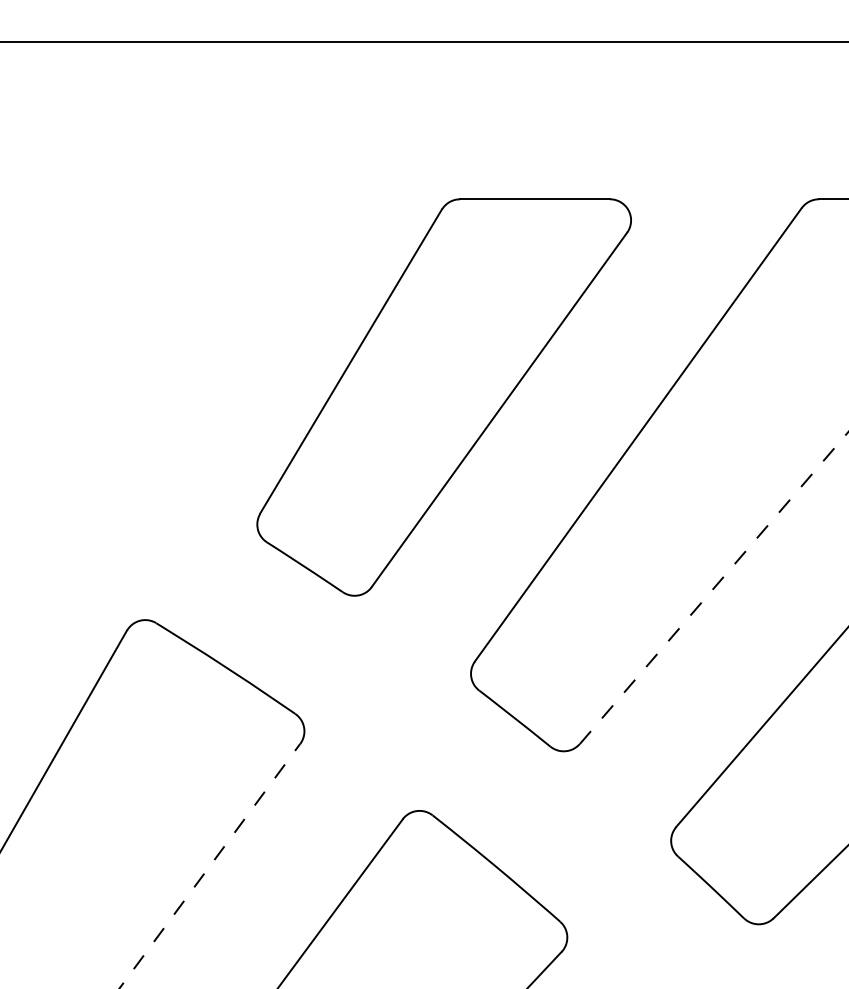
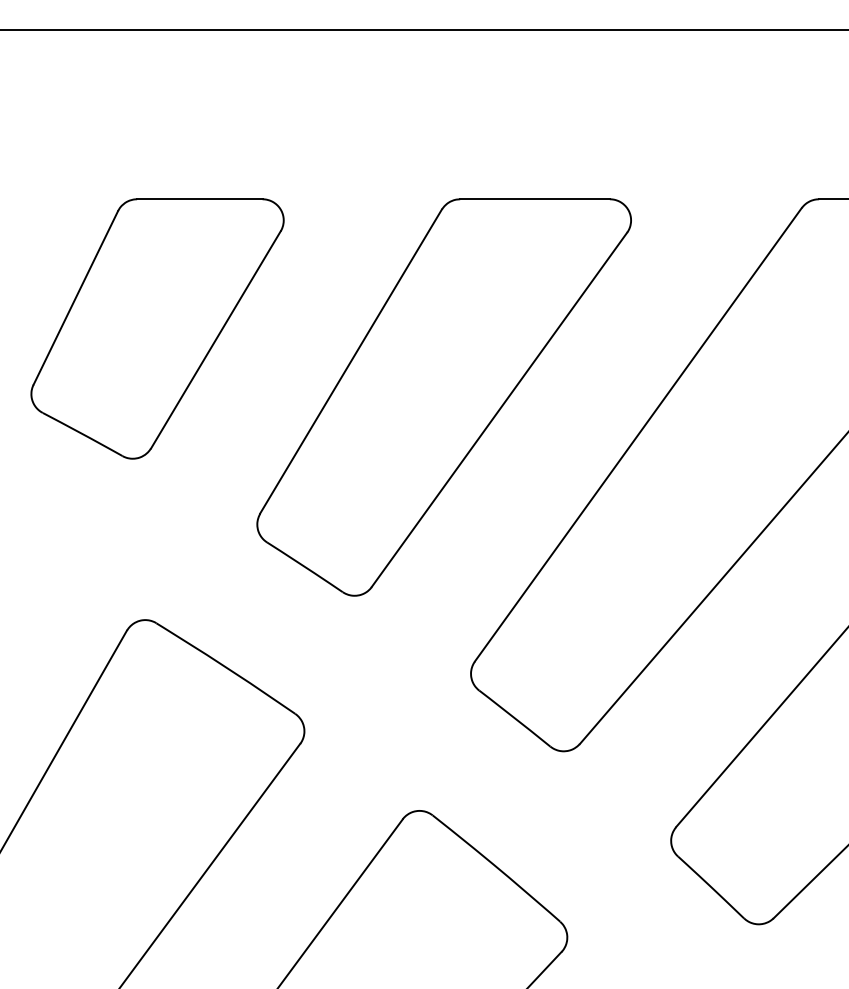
line position: (423, 41) -> (423, 29) (423, 29)
part: none -> present (157, 328)
line: dashed -> solid (714, 587)
line: dashed -> solid (209, 866)
